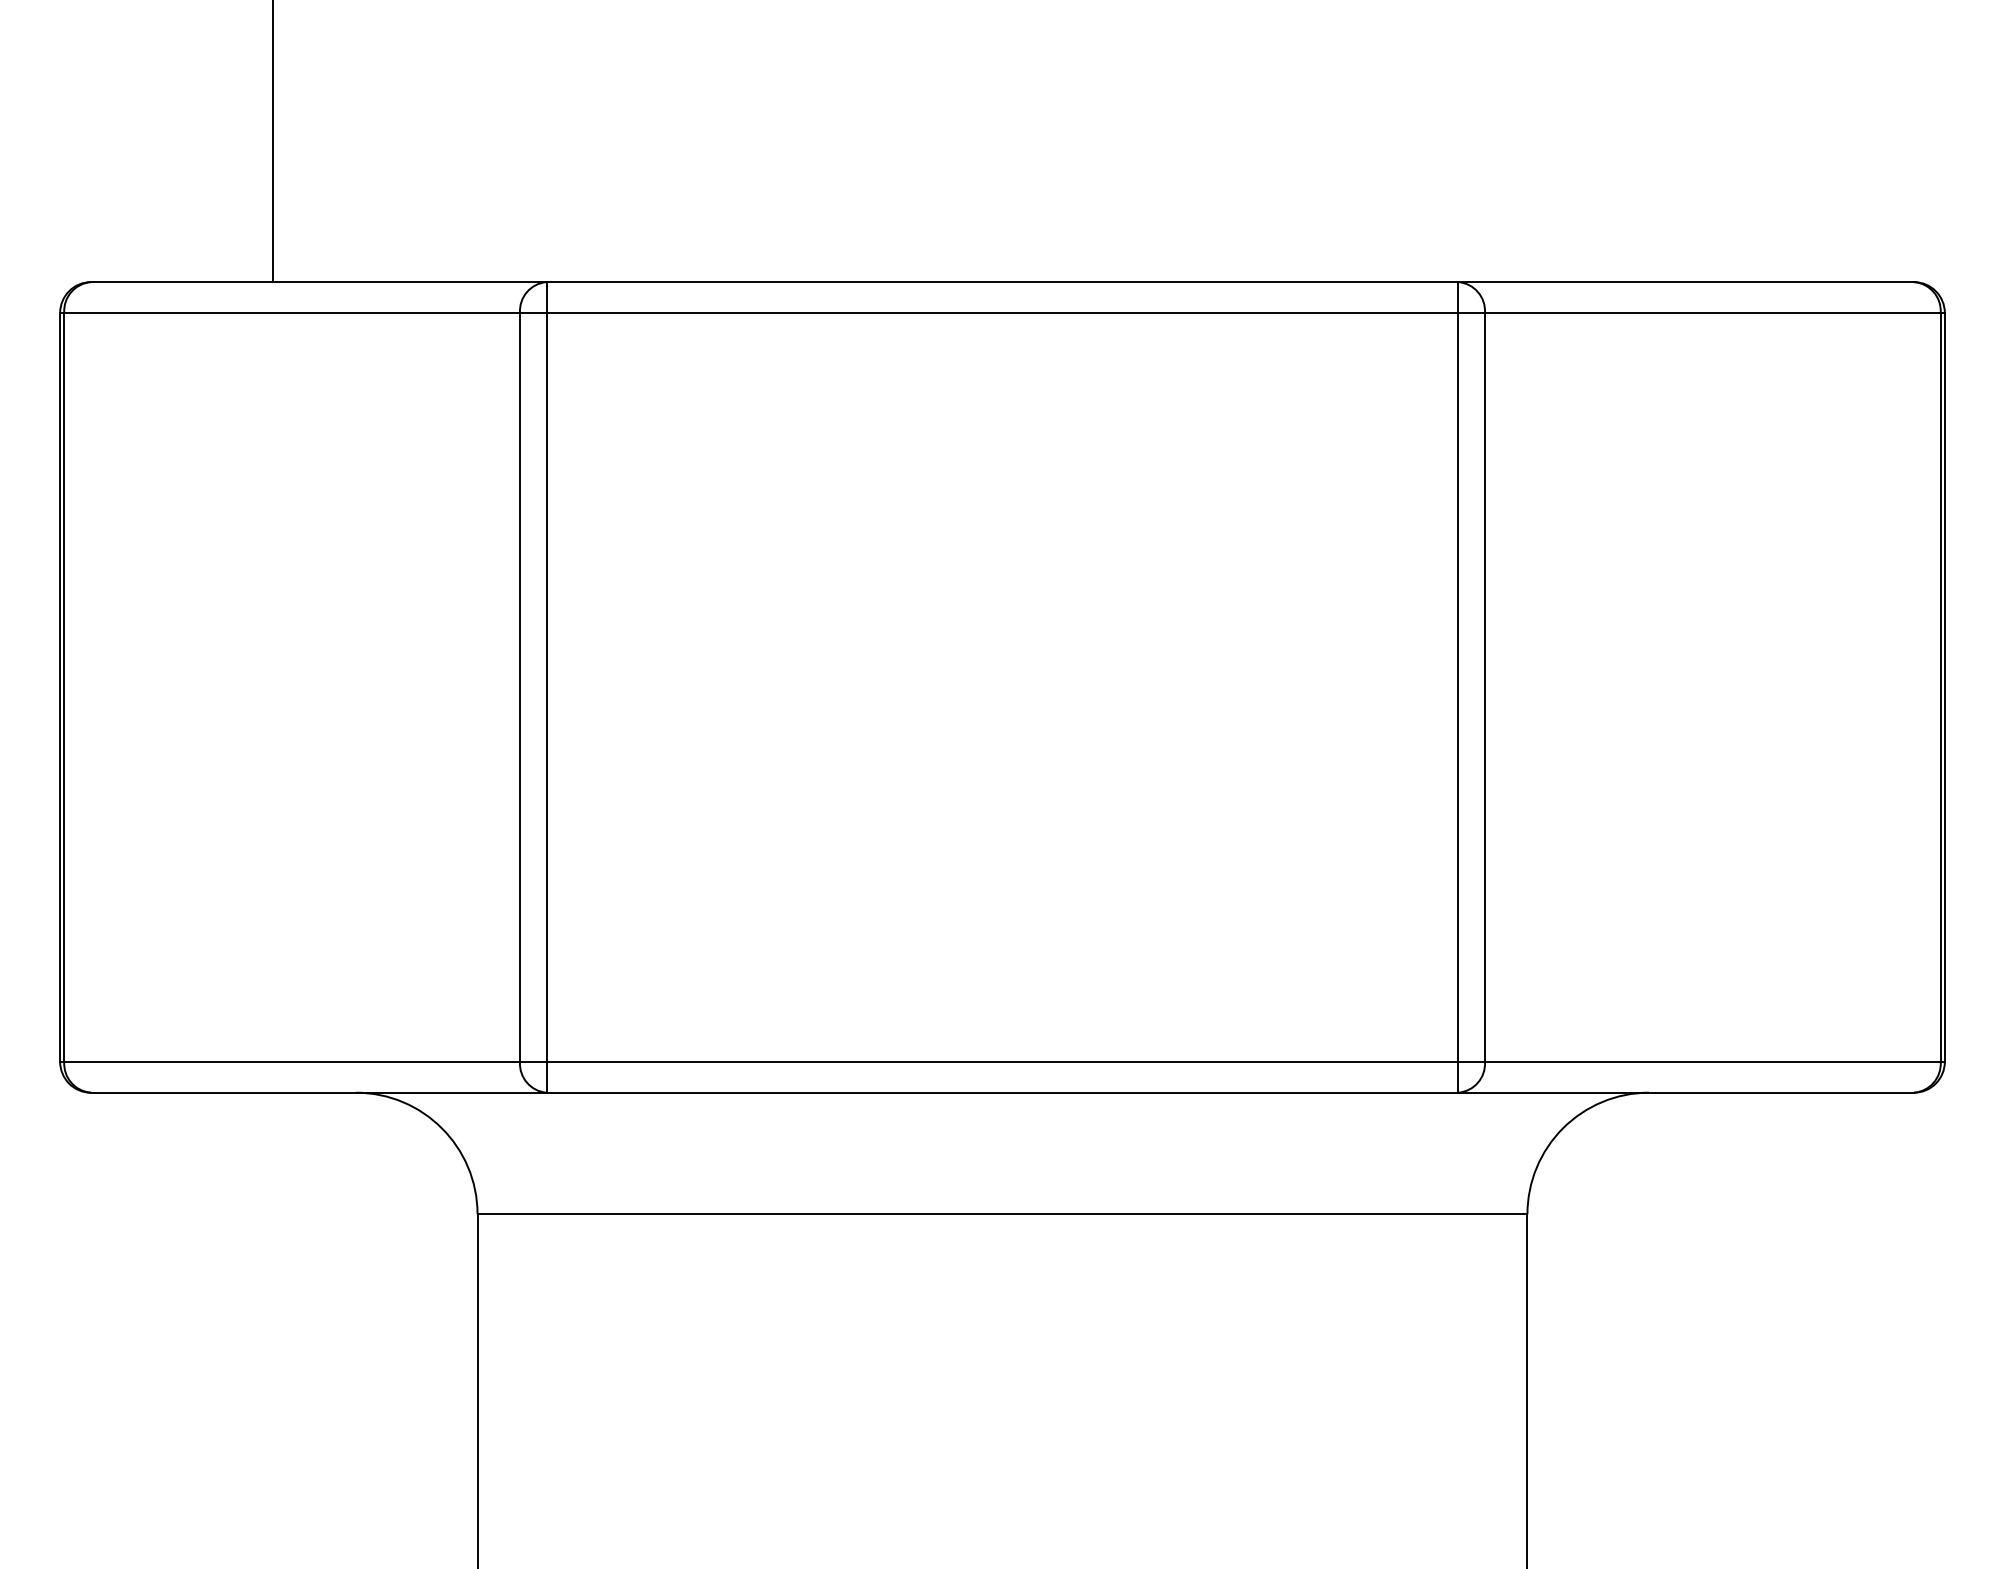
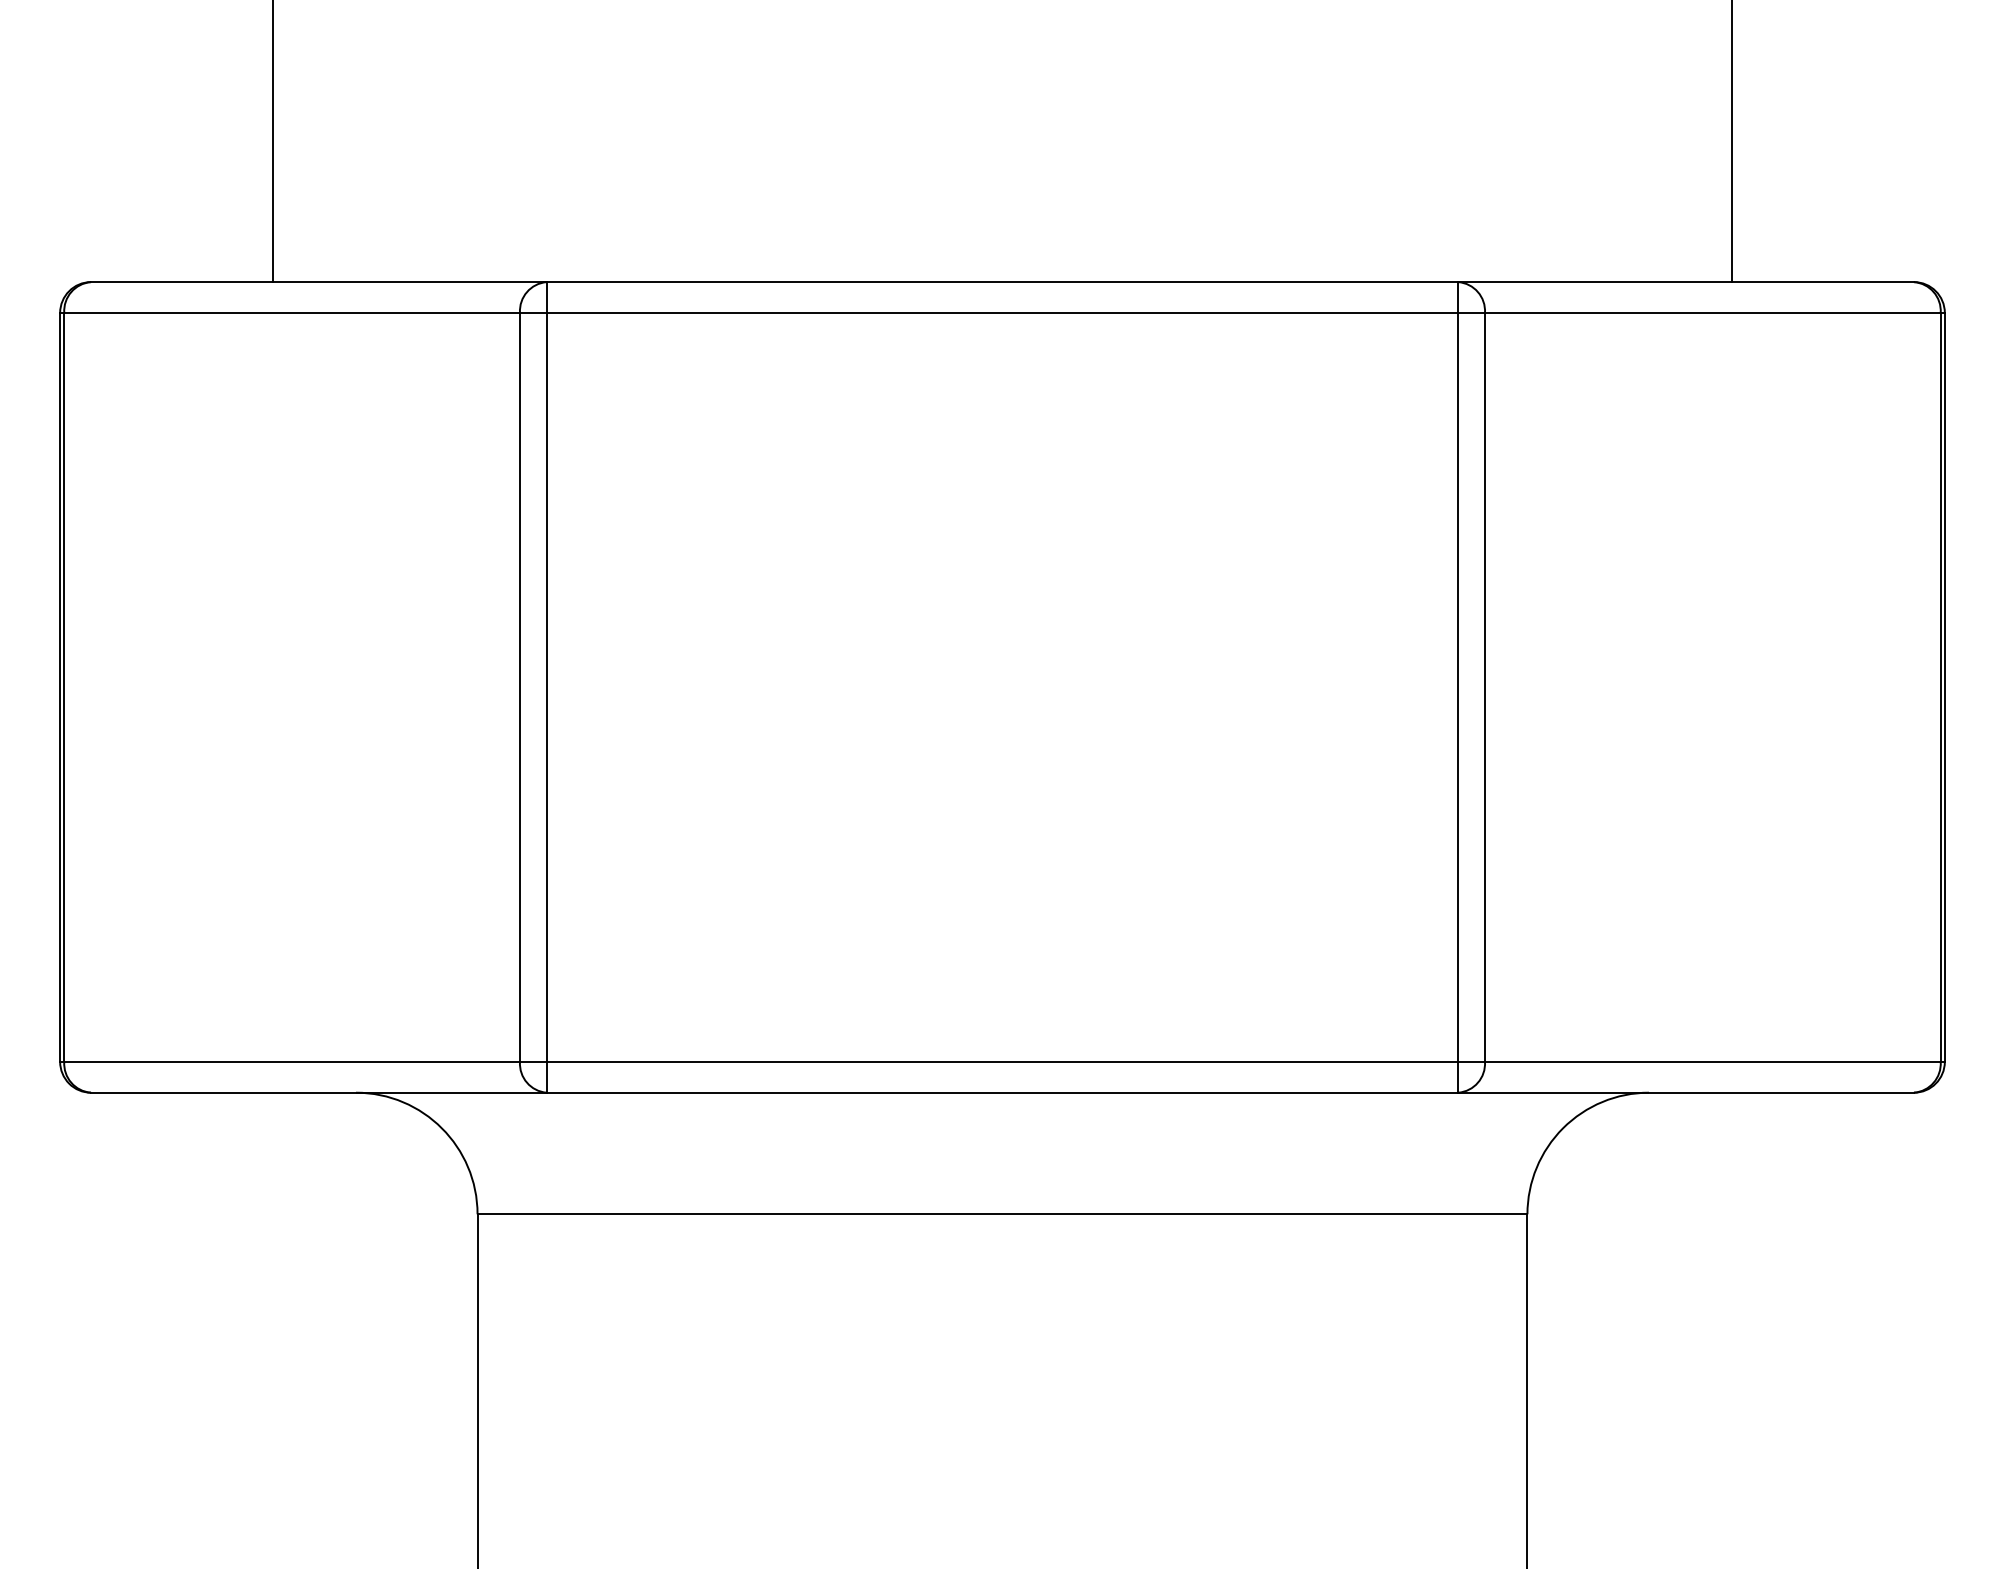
line: none -> present (1732, 142)
